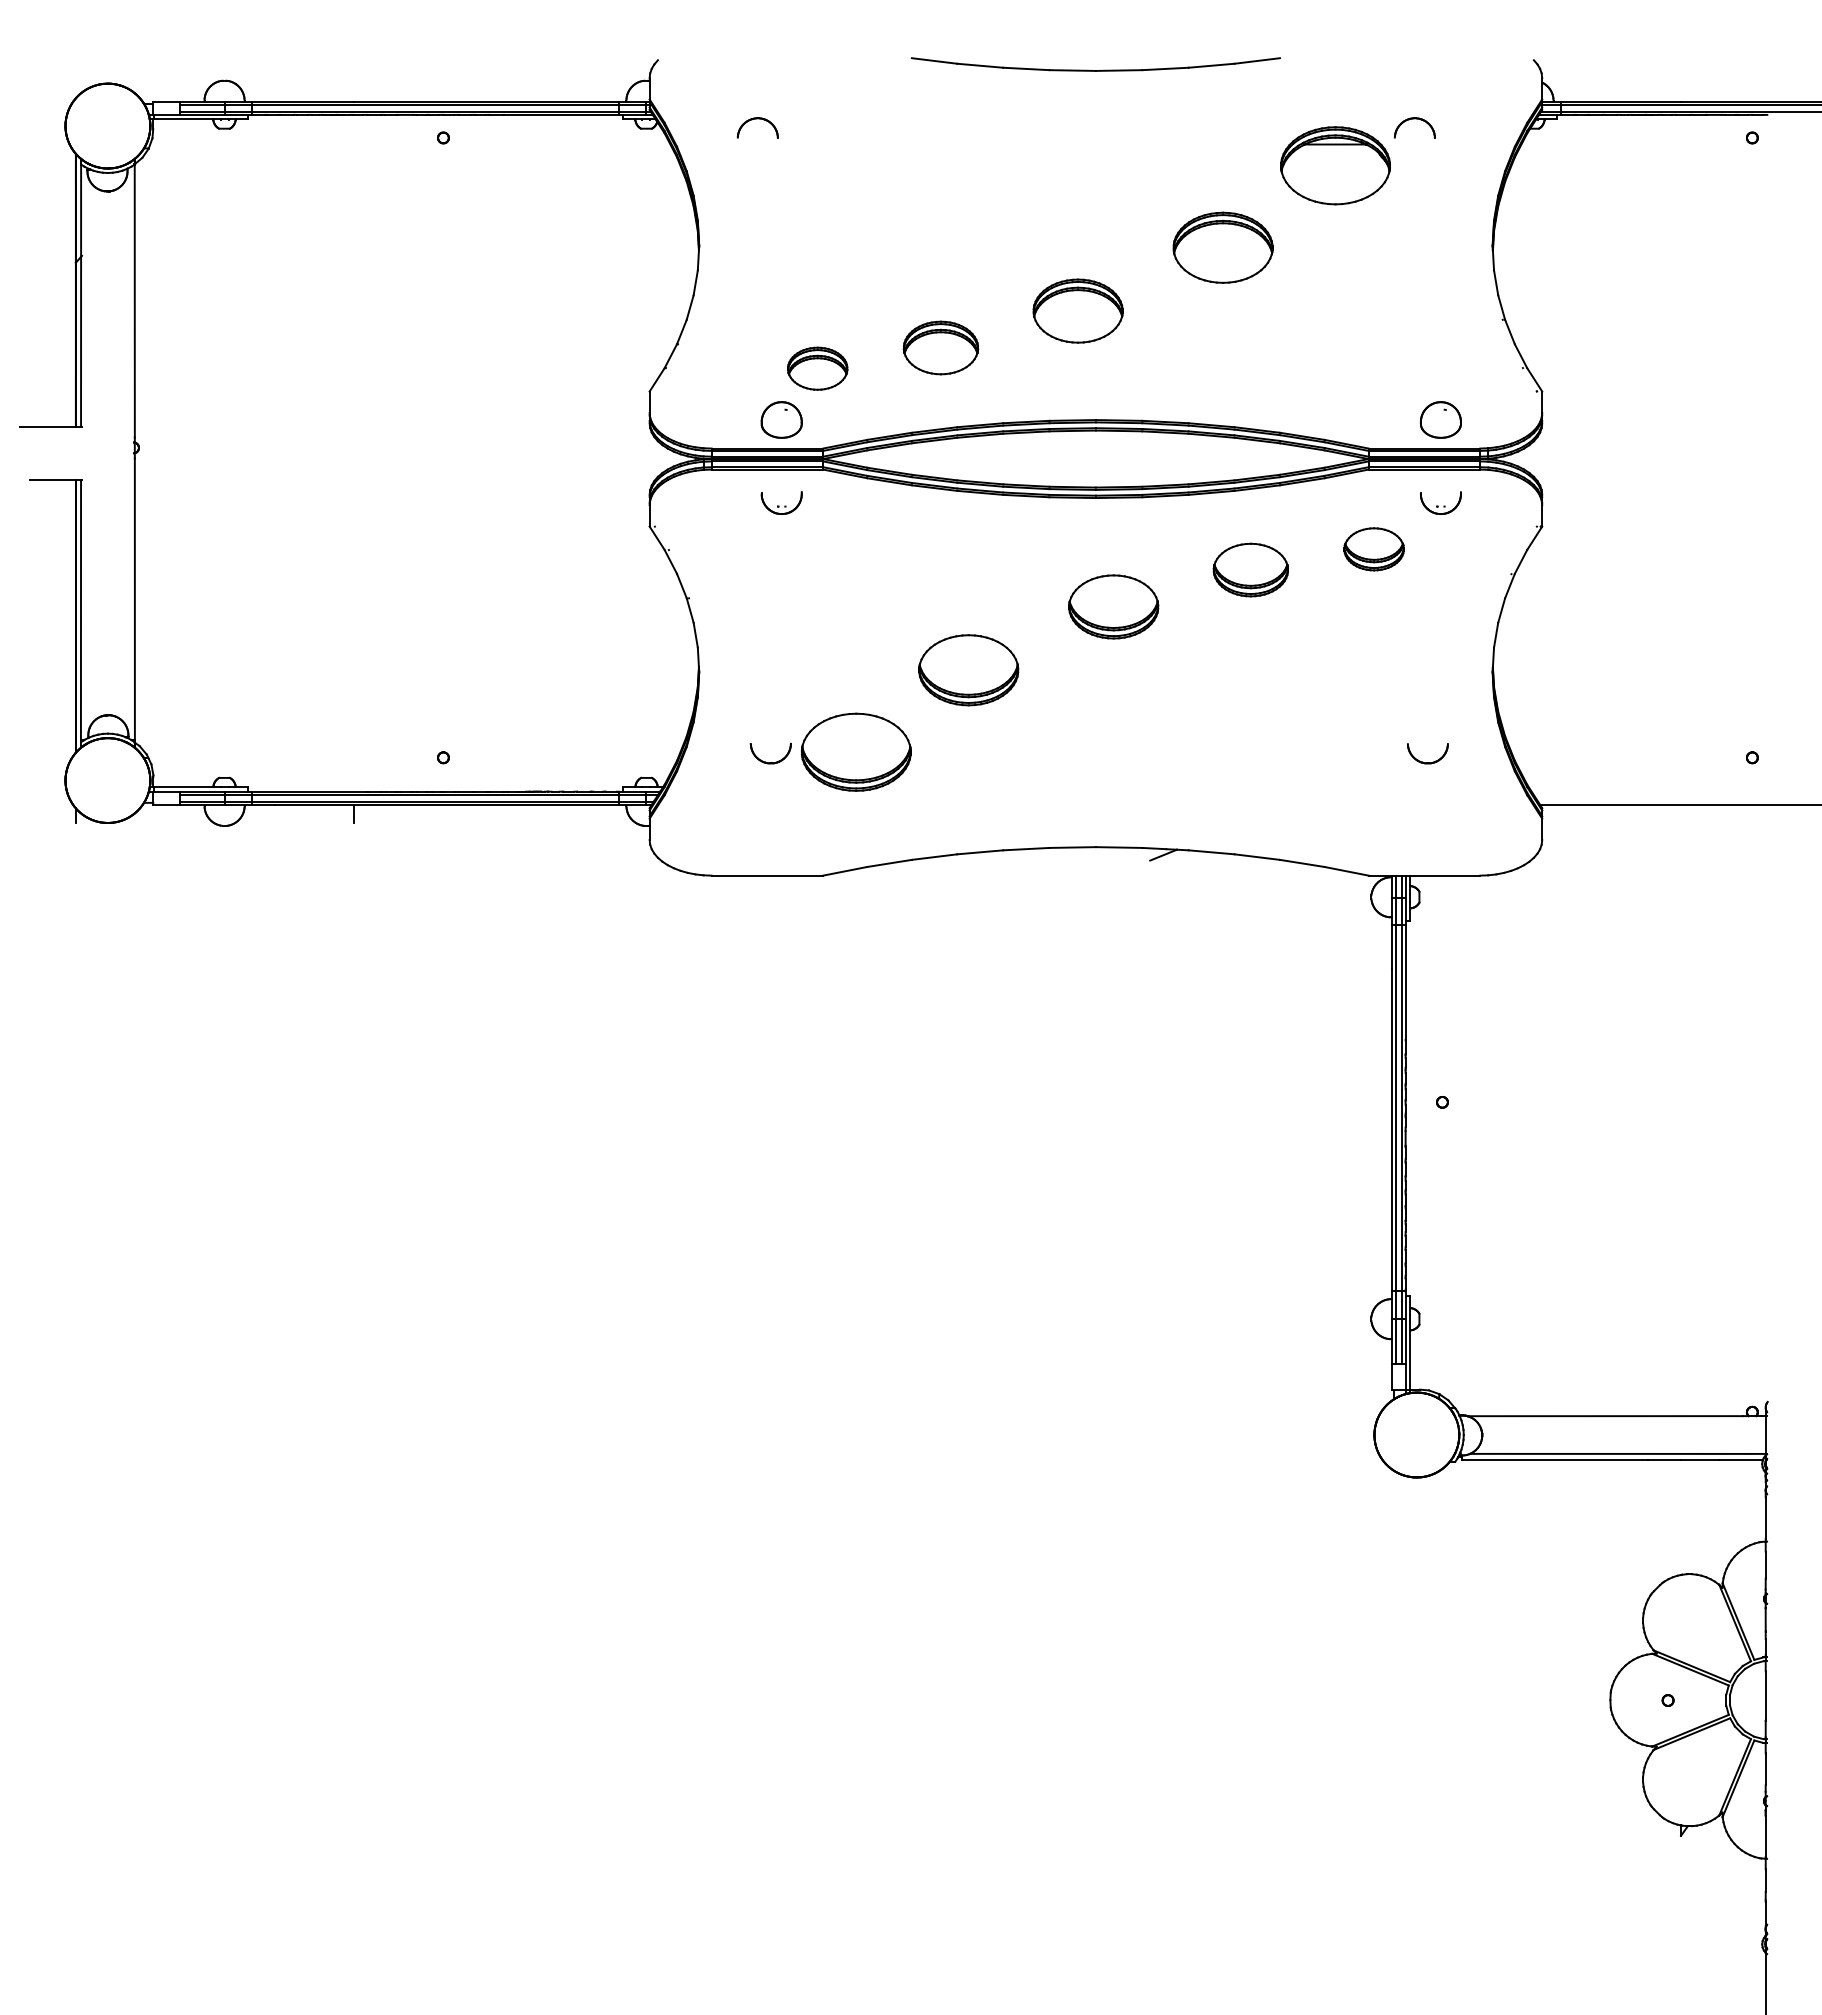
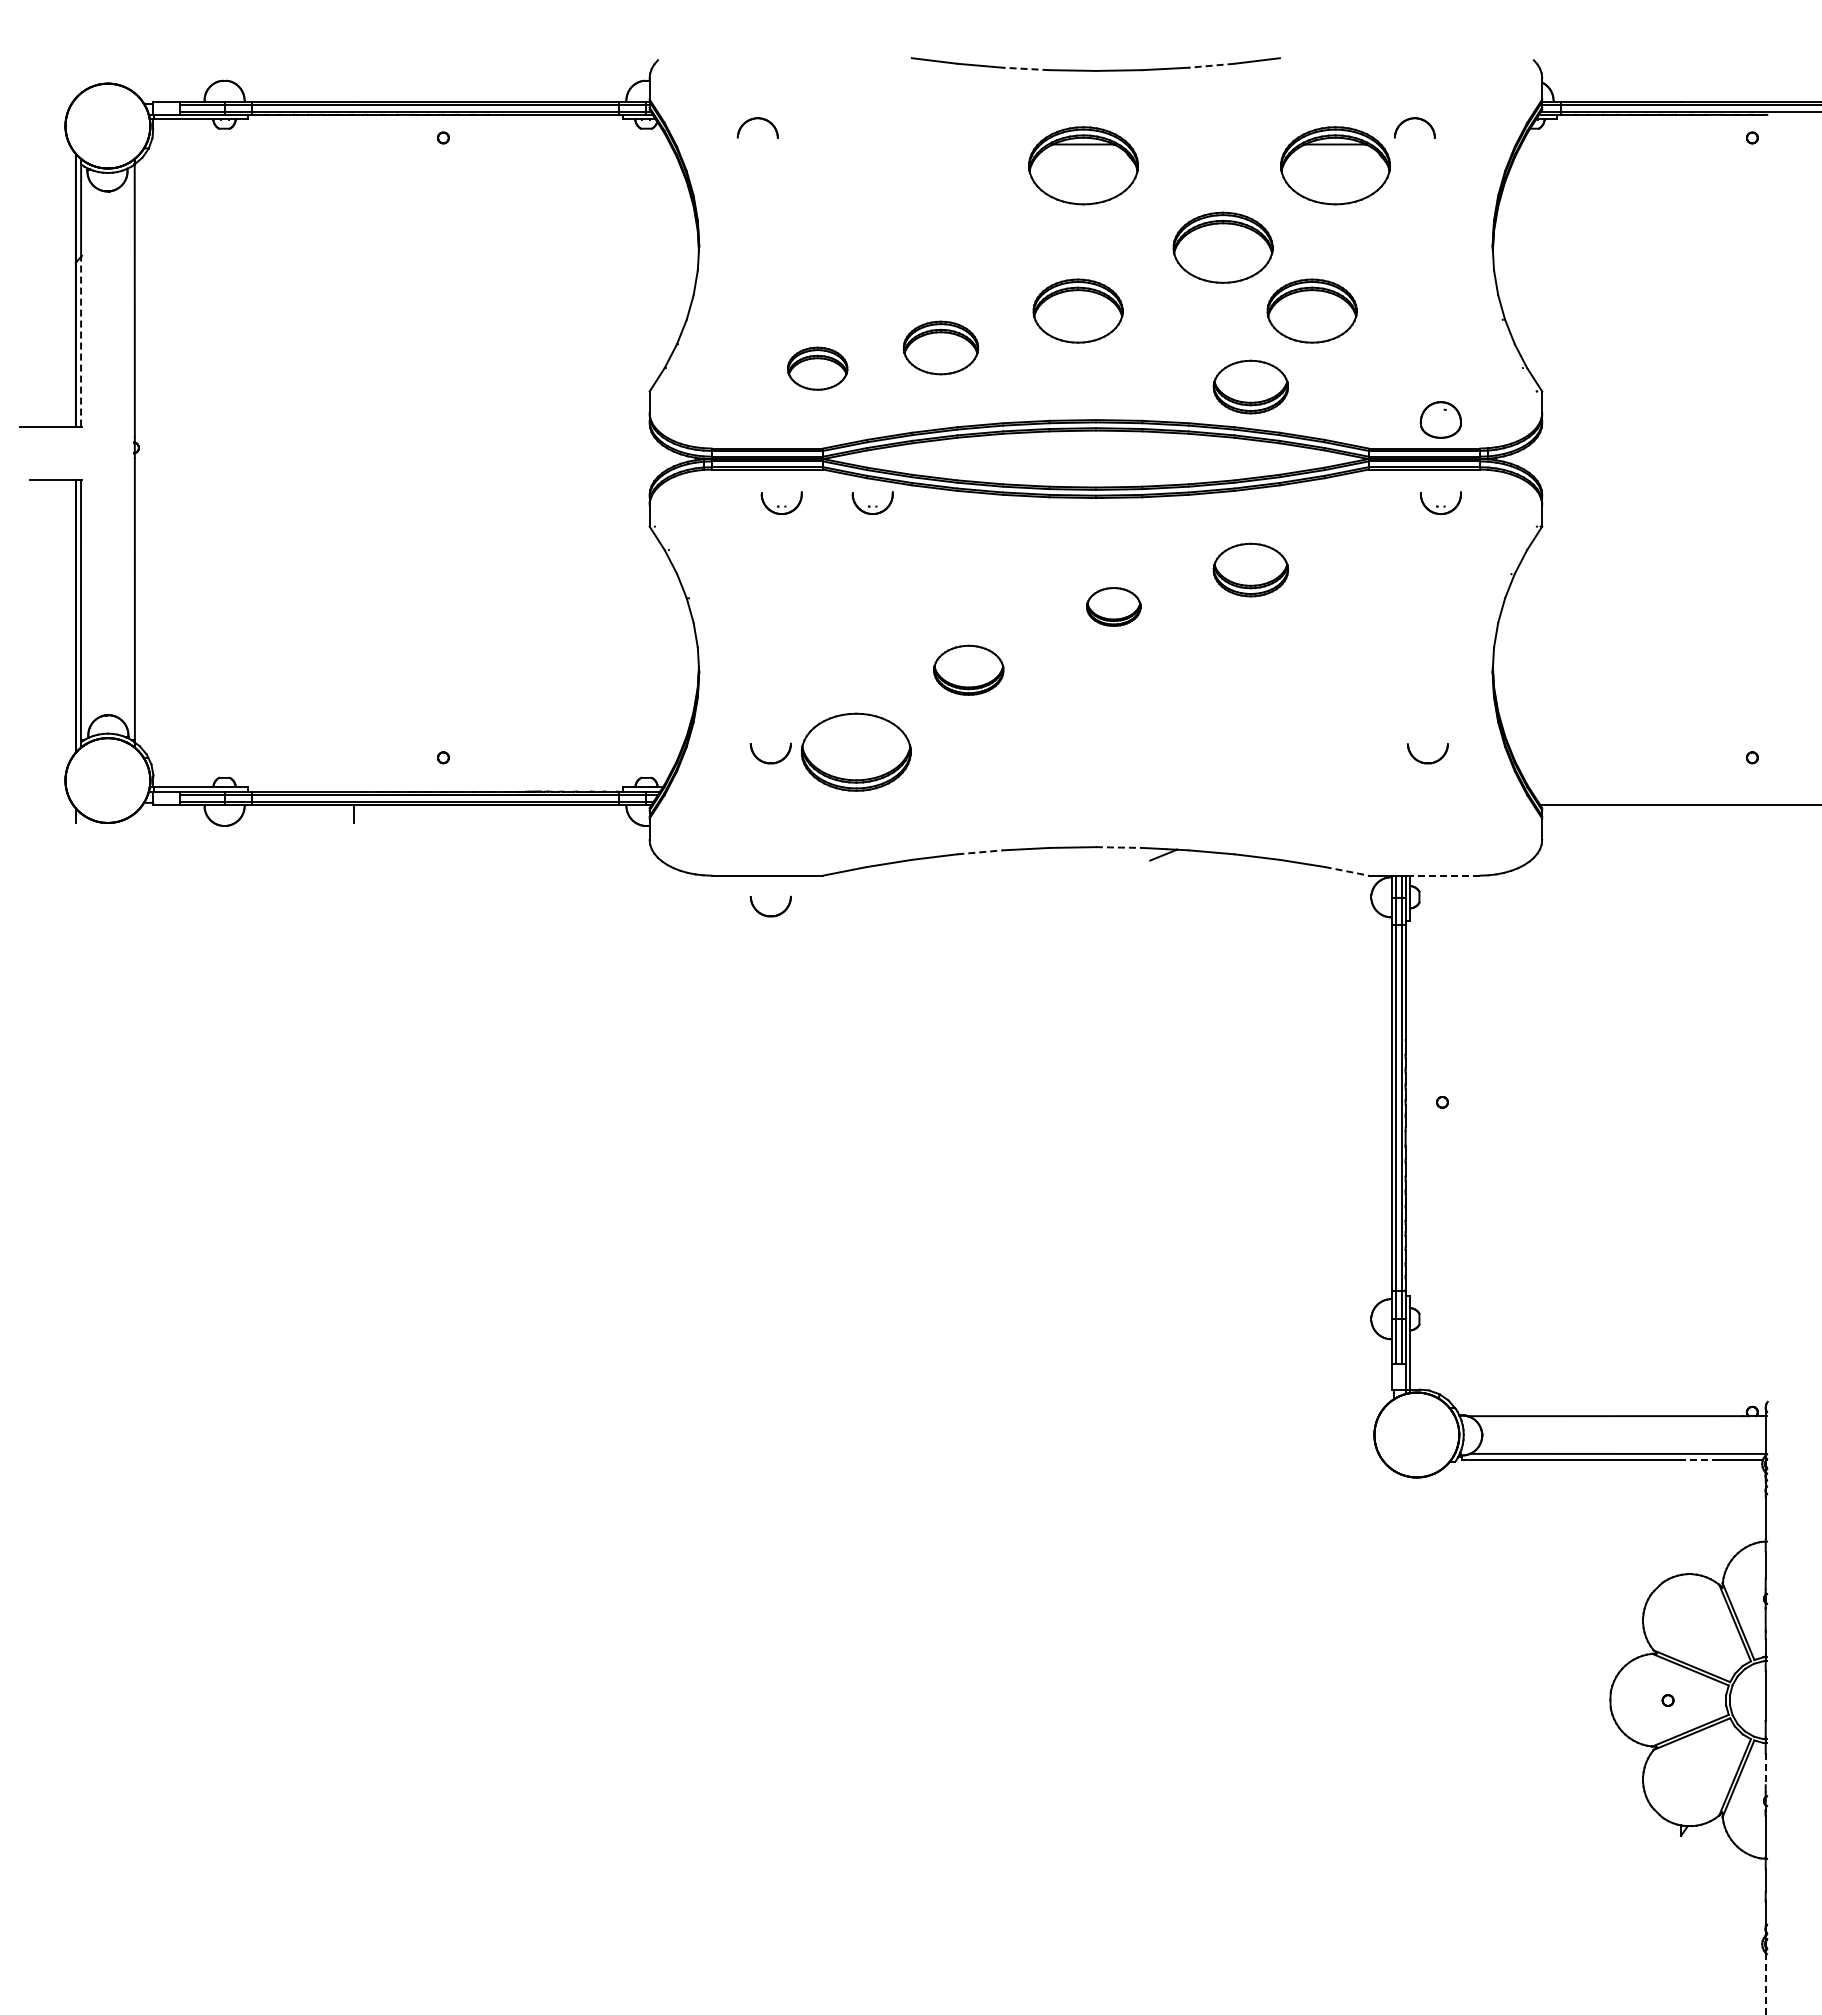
line: solid -> dashed (1211, 65)
line: solid -> dashed (1025, 68)
part: none -> present (1083, 165)
part: none -> present (1311, 310)
line: solid -> dashed (81, 341)
part: none -> present (1250, 386)
part: present -> none (781, 419)
part: none -> present (872, 502)
part: present -> none (1373, 549)
part size: 92x66 px -> 56x40 px (1113, 606)
part size: 102x73 px -> 72x52 px (968, 669)
line: solid -> dashed (1119, 847)
line: solid -> dashed (980, 852)
line: solid -> dashed (1347, 871)
line: solid -> dashed (1444, 875)
part: none -> present (770, 915)
line: solid -> dashed (1699, 1459)
line: solid -> dashed (1765, 1769)
line: solid -> dashed (1765, 1983)
